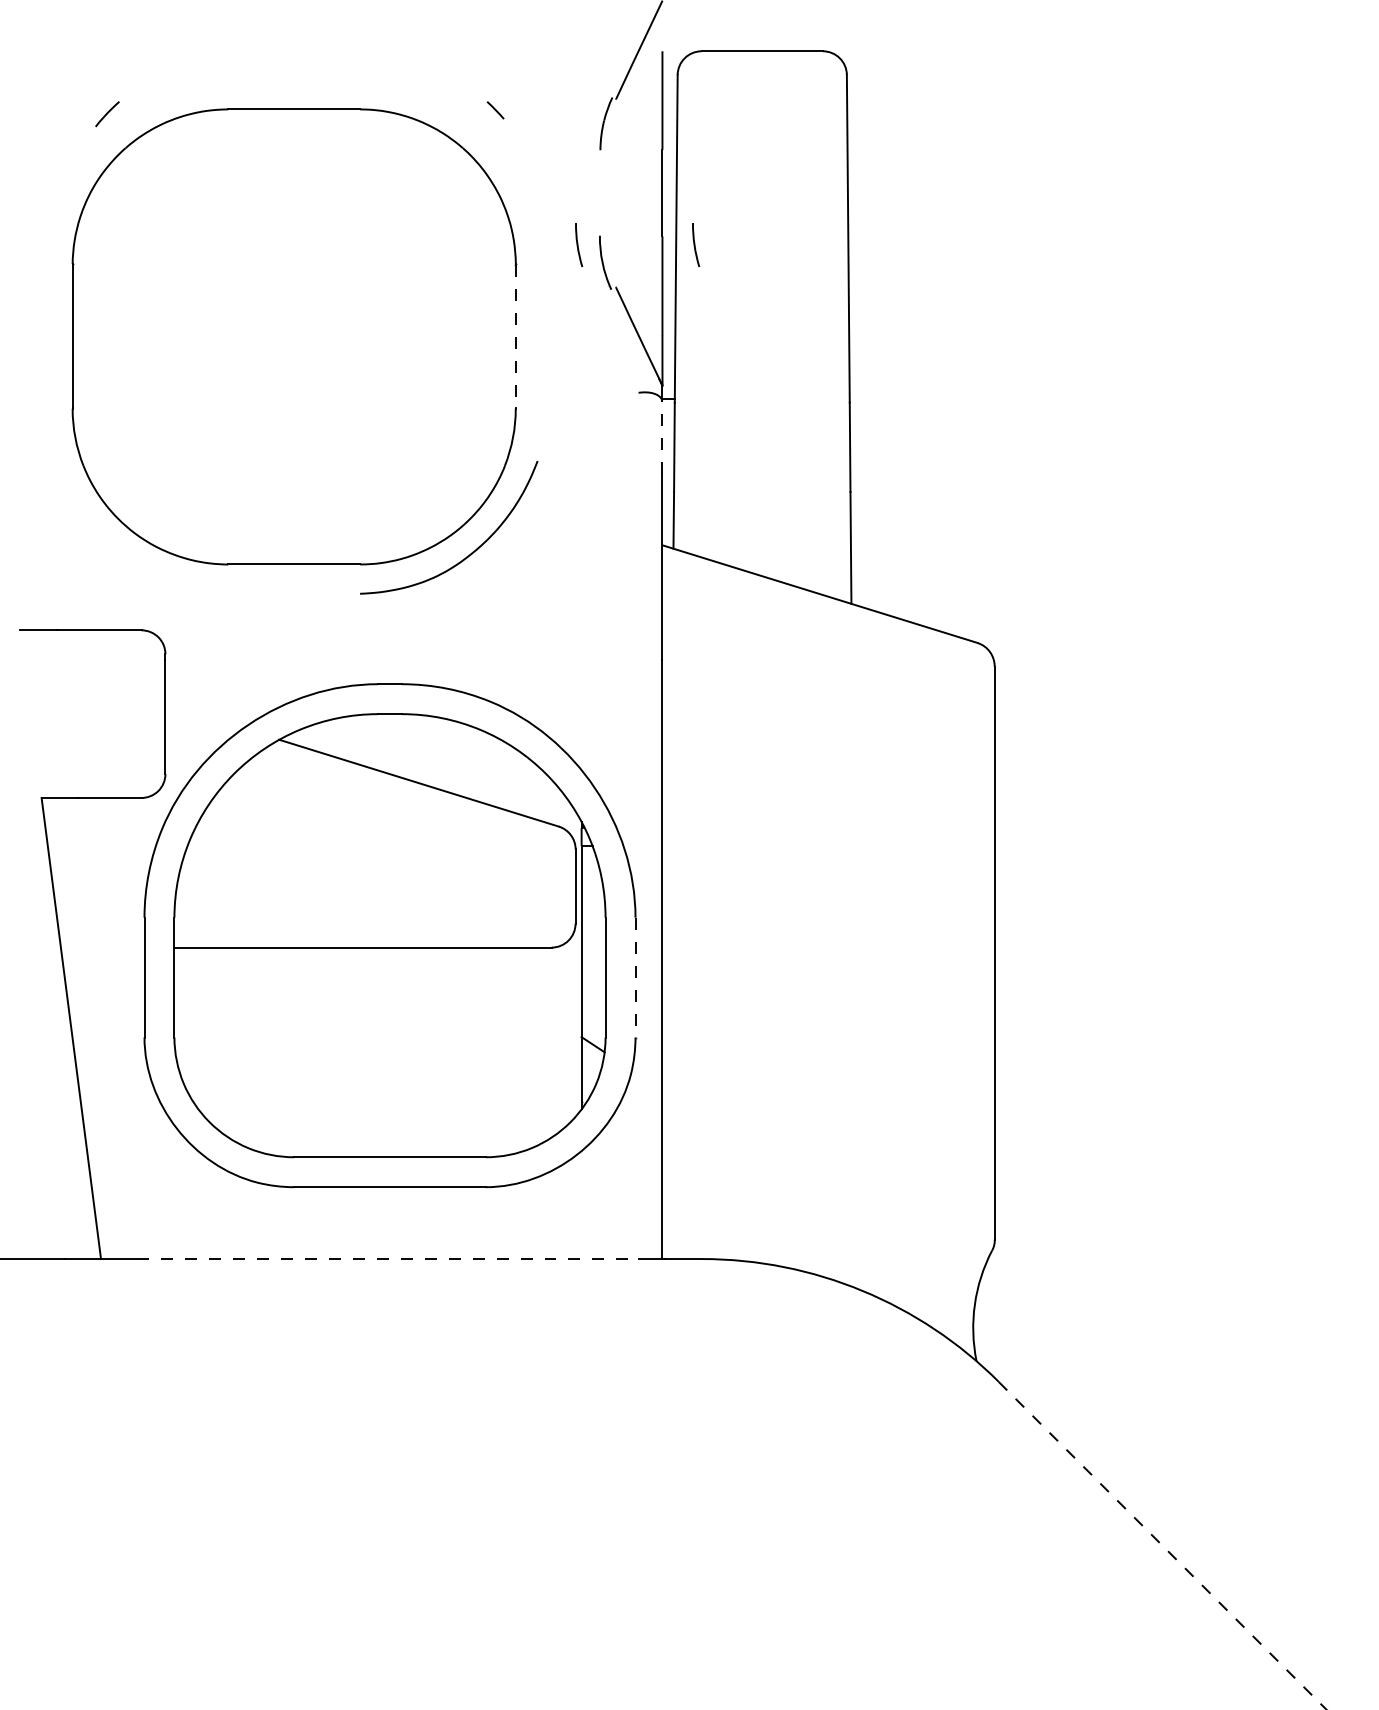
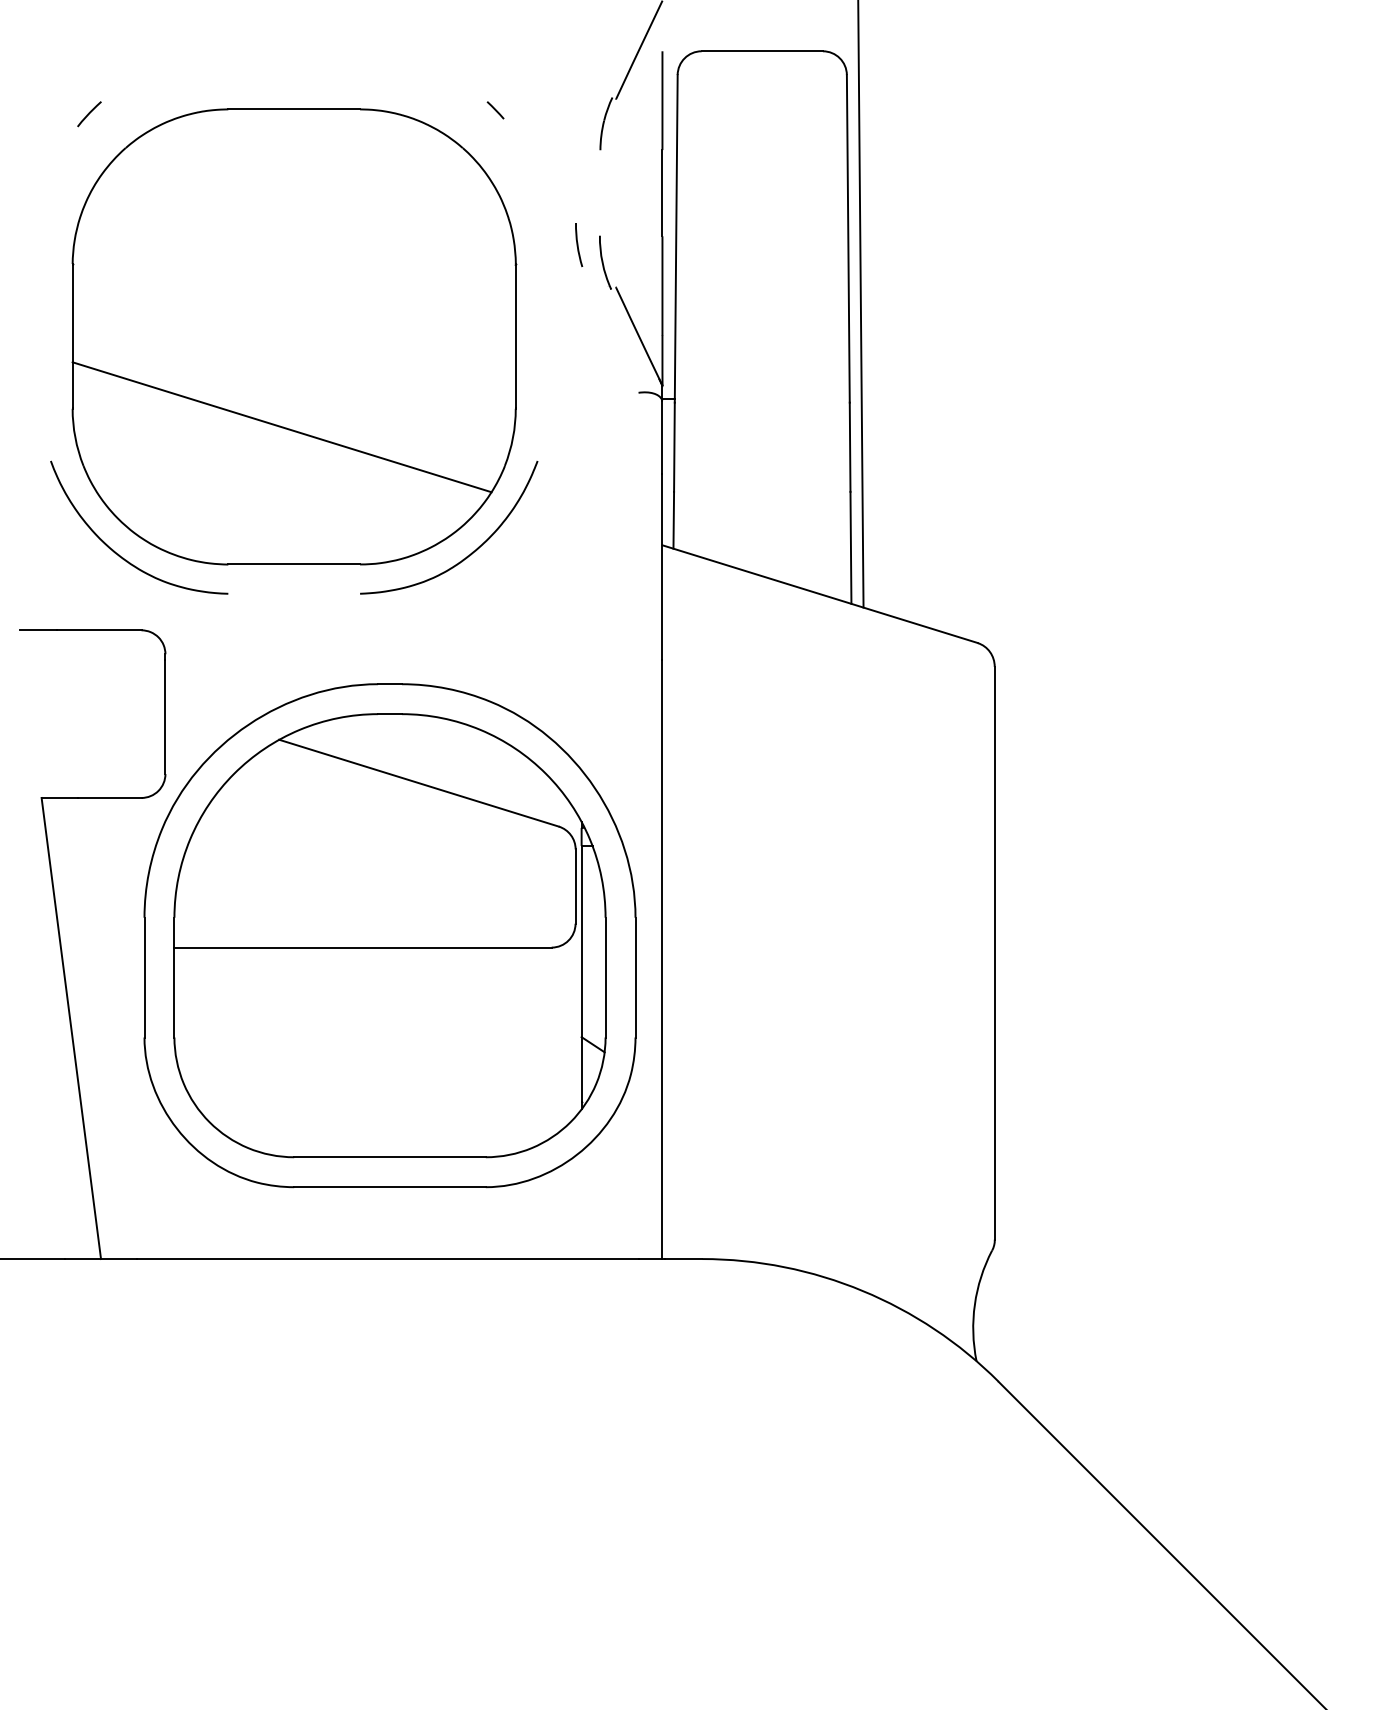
line position: (107, 114) -> (89, 114) (89, 114)
curve: present -> none (695, 245)
line: none -> present (860, 304)
line: dashed -> solid (515, 336)
line: none -> present (281, 427)
line: dashed -> solid (662, 437)
curve: none -> present (118, 553)
line: dashed -> solid (635, 977)
line: dashed -> solid (387, 1259)
line: dashed -> solid (1162, 1545)
